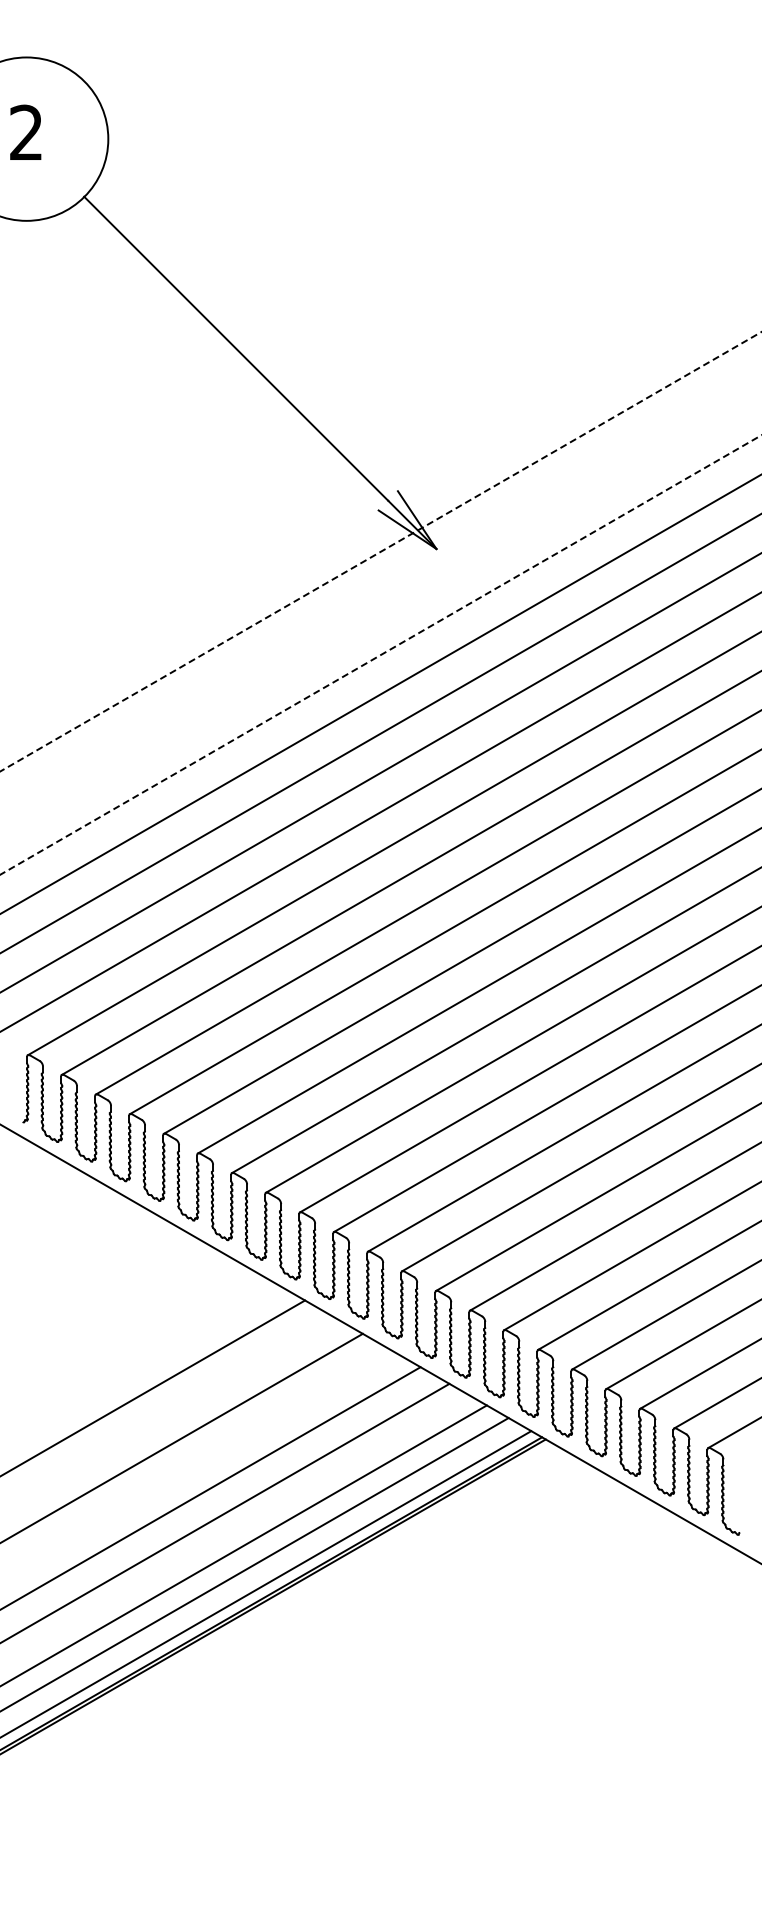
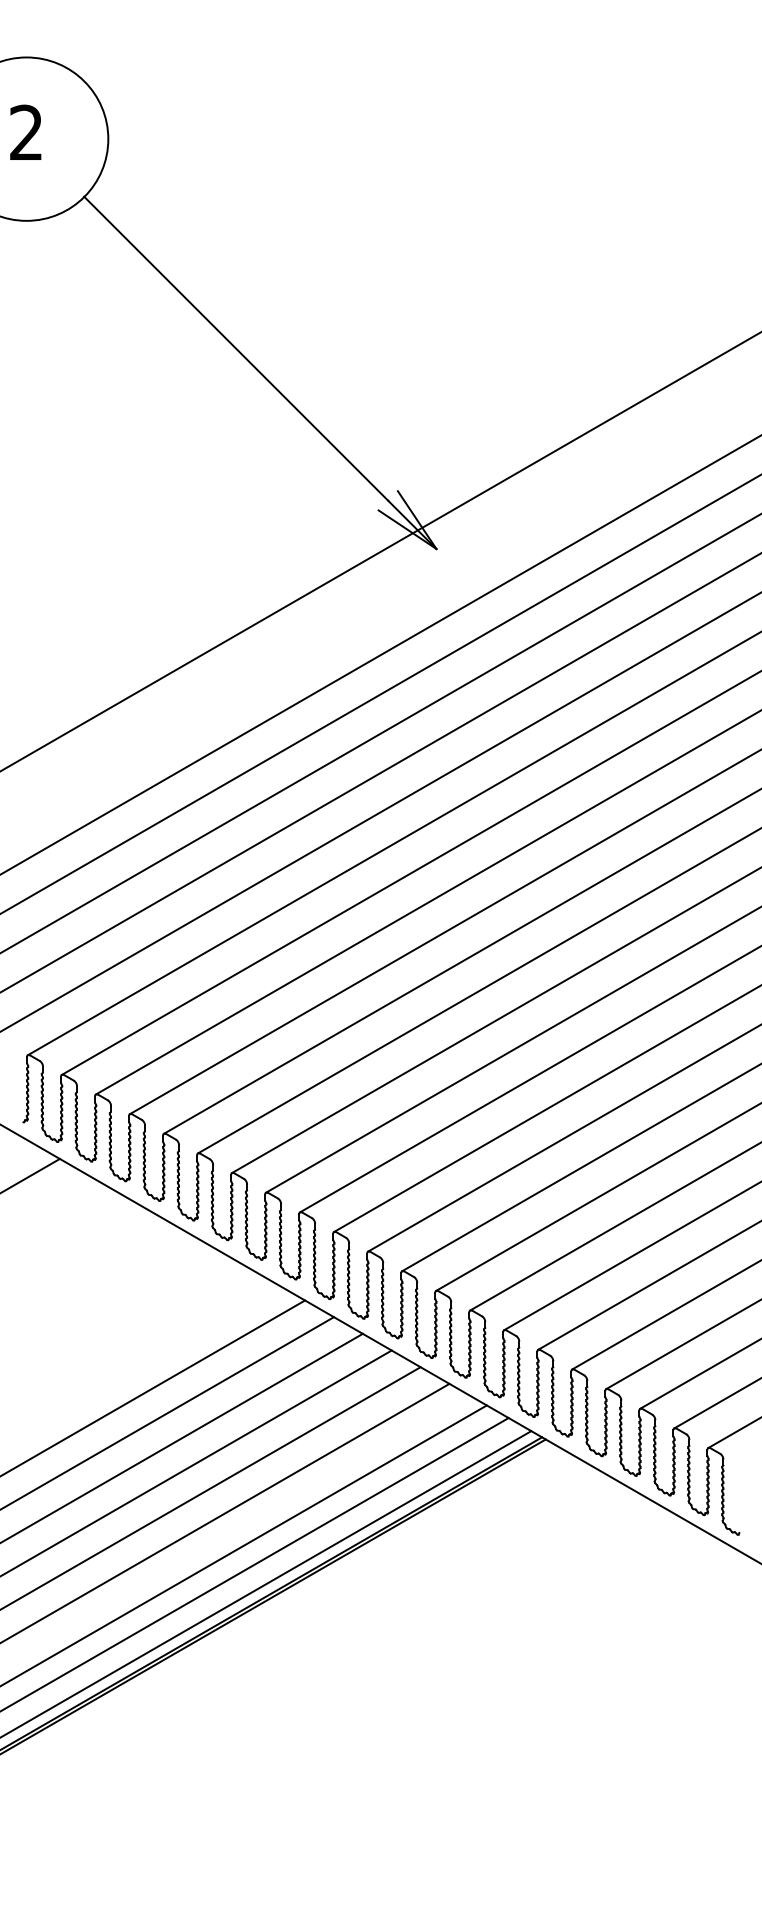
line: dashed -> solid (380, 551)
line: dashed -> solid (380, 655)
line: none -> present (30, 1174)
line: none -> present (167, 1412)
line: none -> present (196, 1462)
